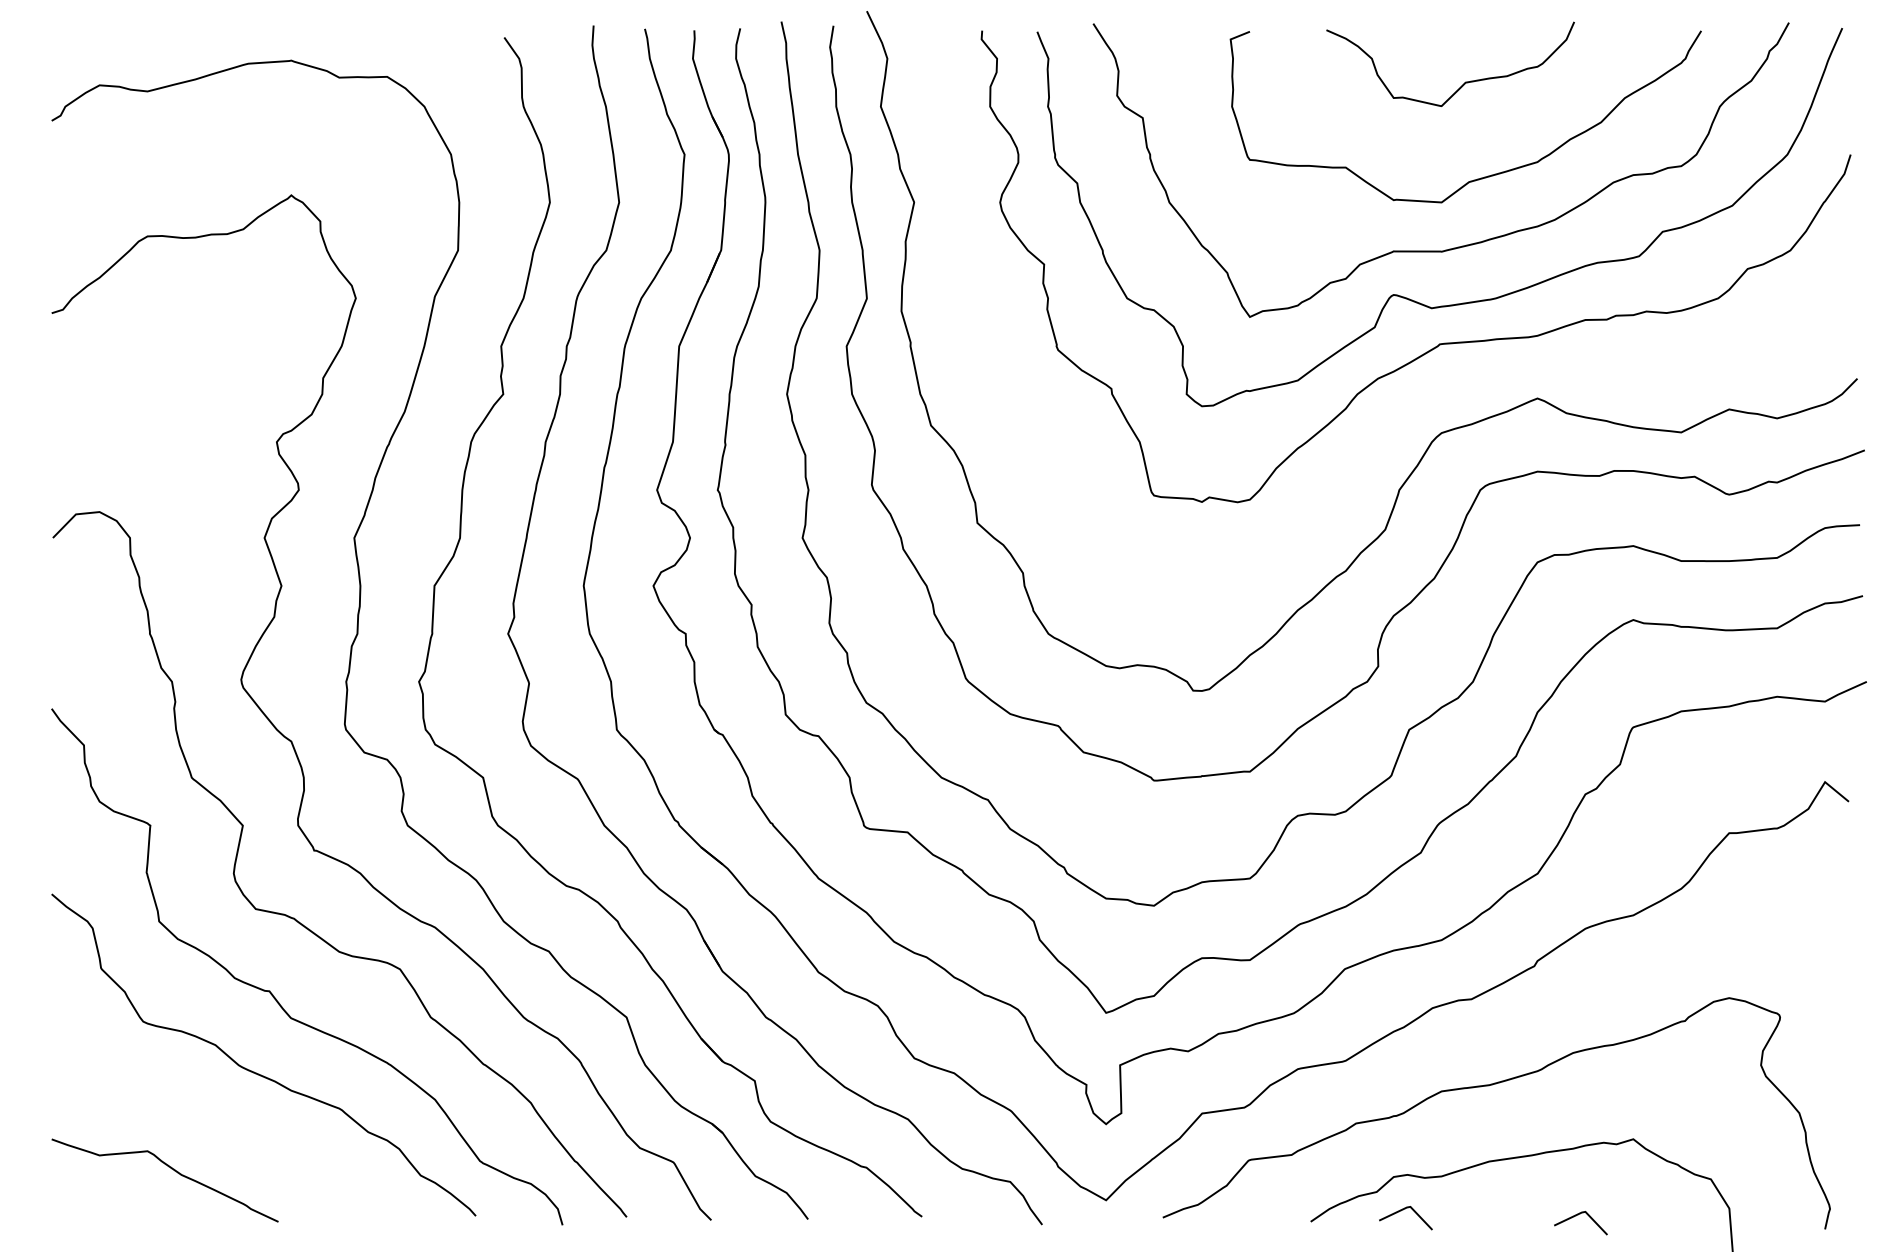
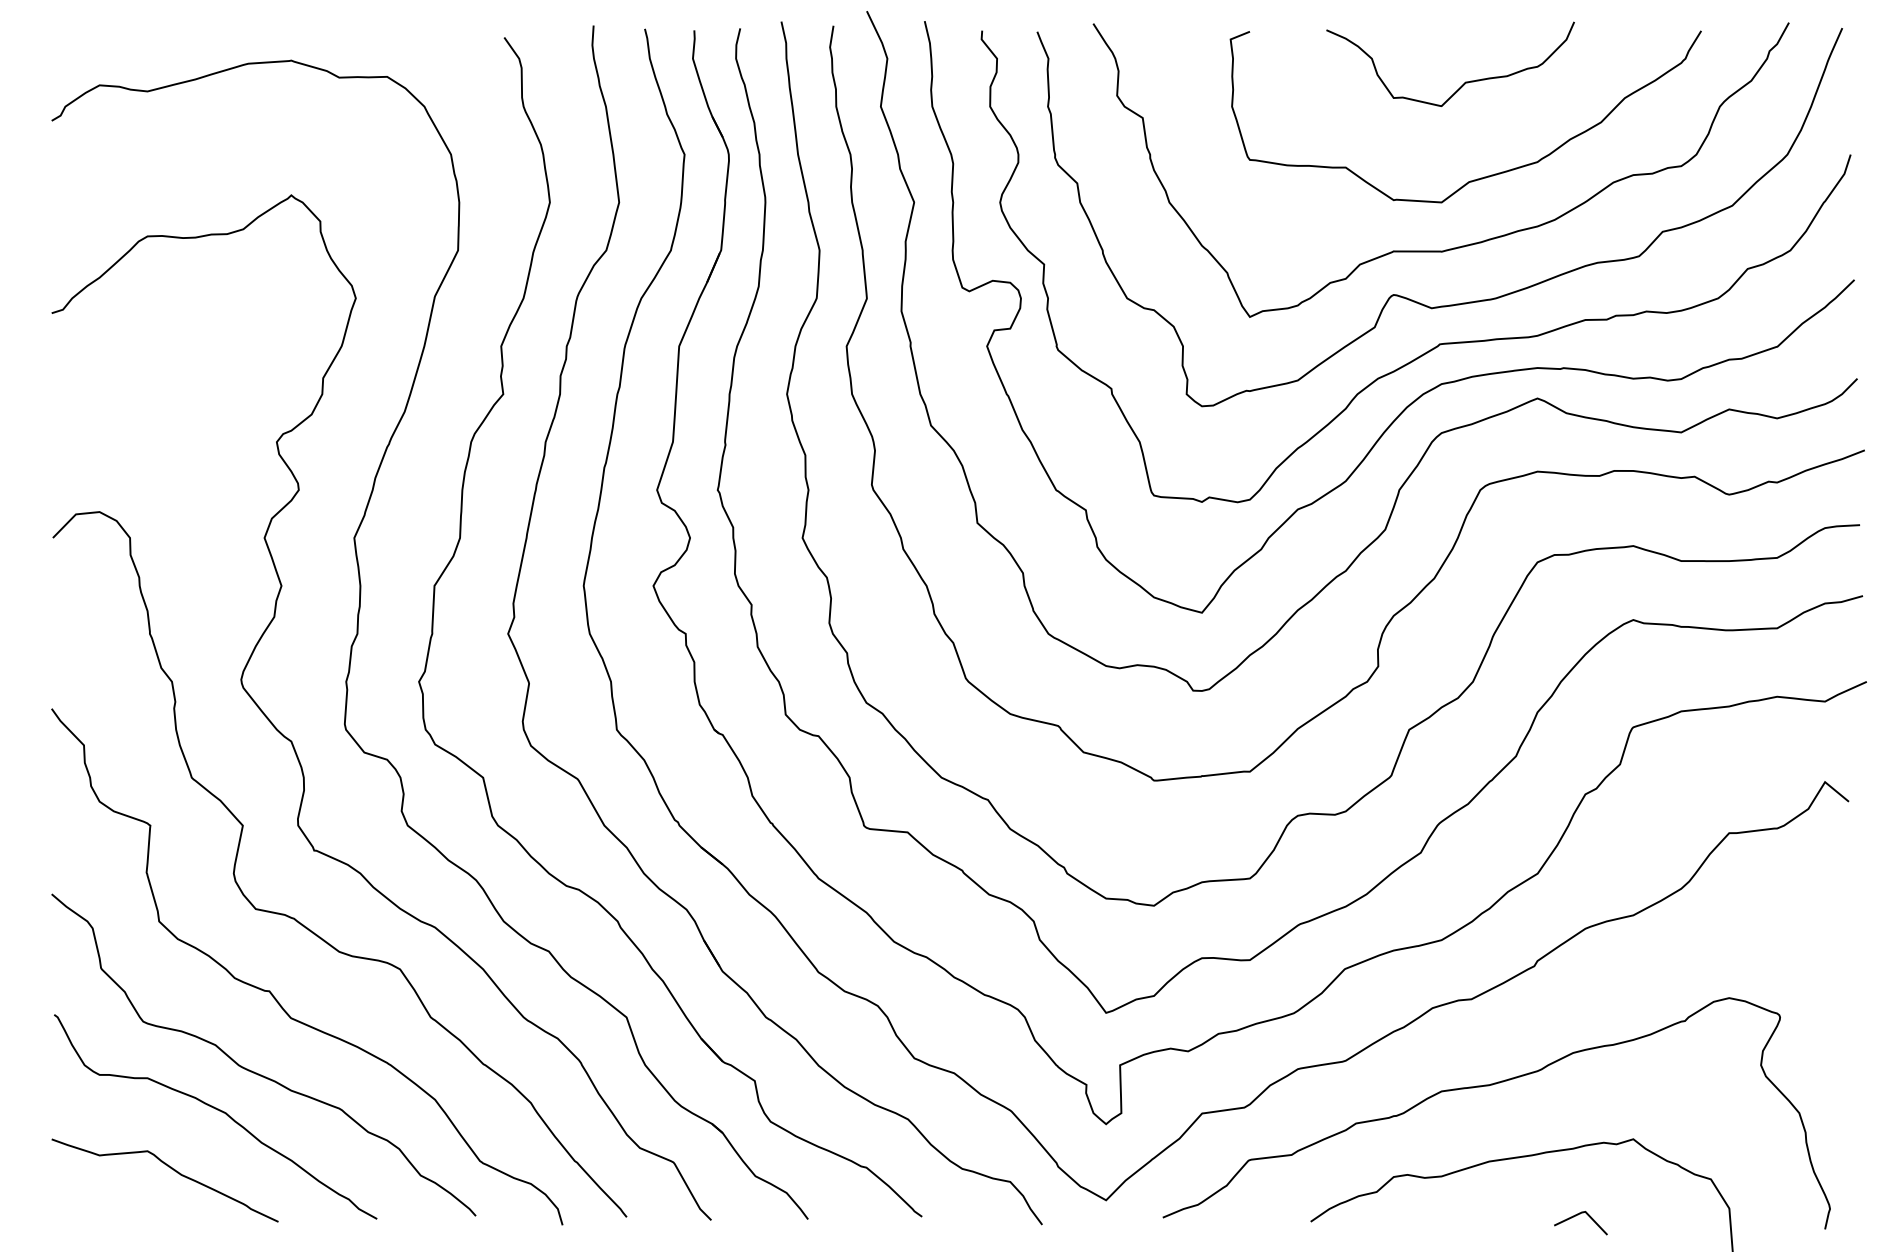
curve: none -> present (1427, 390)
curve: none -> present (217, 1110)
line: present -> none (1401, 1211)
